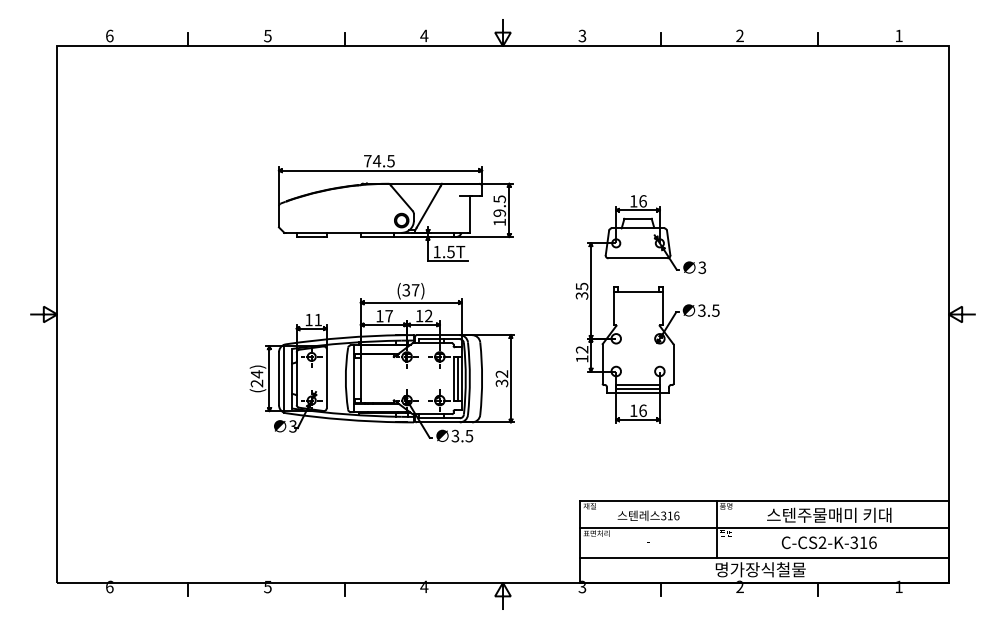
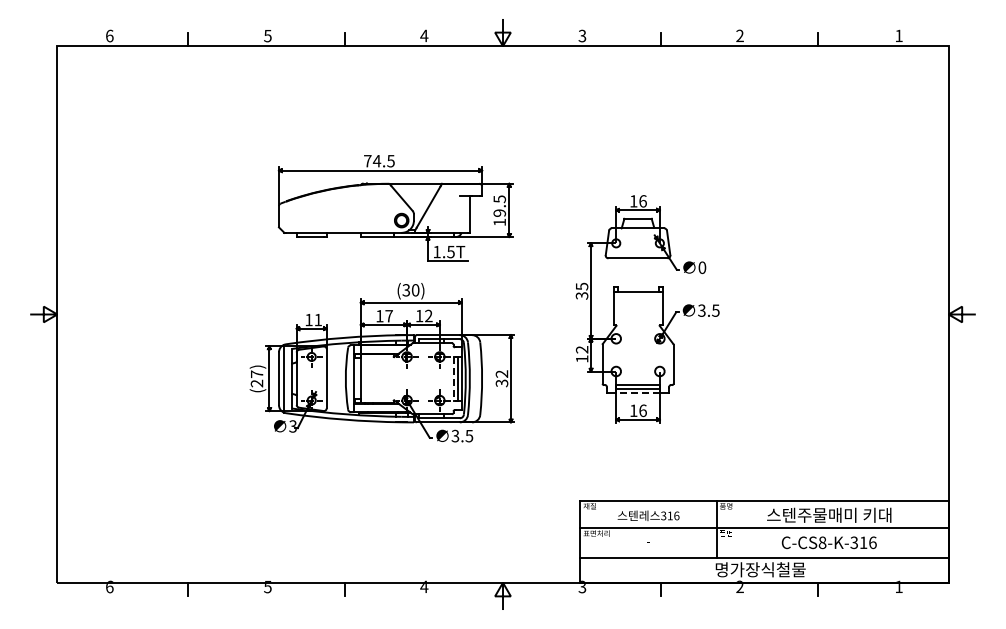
text: 3 -> 0 (702, 267)
text: (37) -> (30) (415, 290)
text: (24) -> (27) (257, 374)
line: solid -> dashed (453, 378)
line: solid -> dashed (638, 393)
text: C-CS2-K-316 -> C-CS8-K-316 (822, 542)
